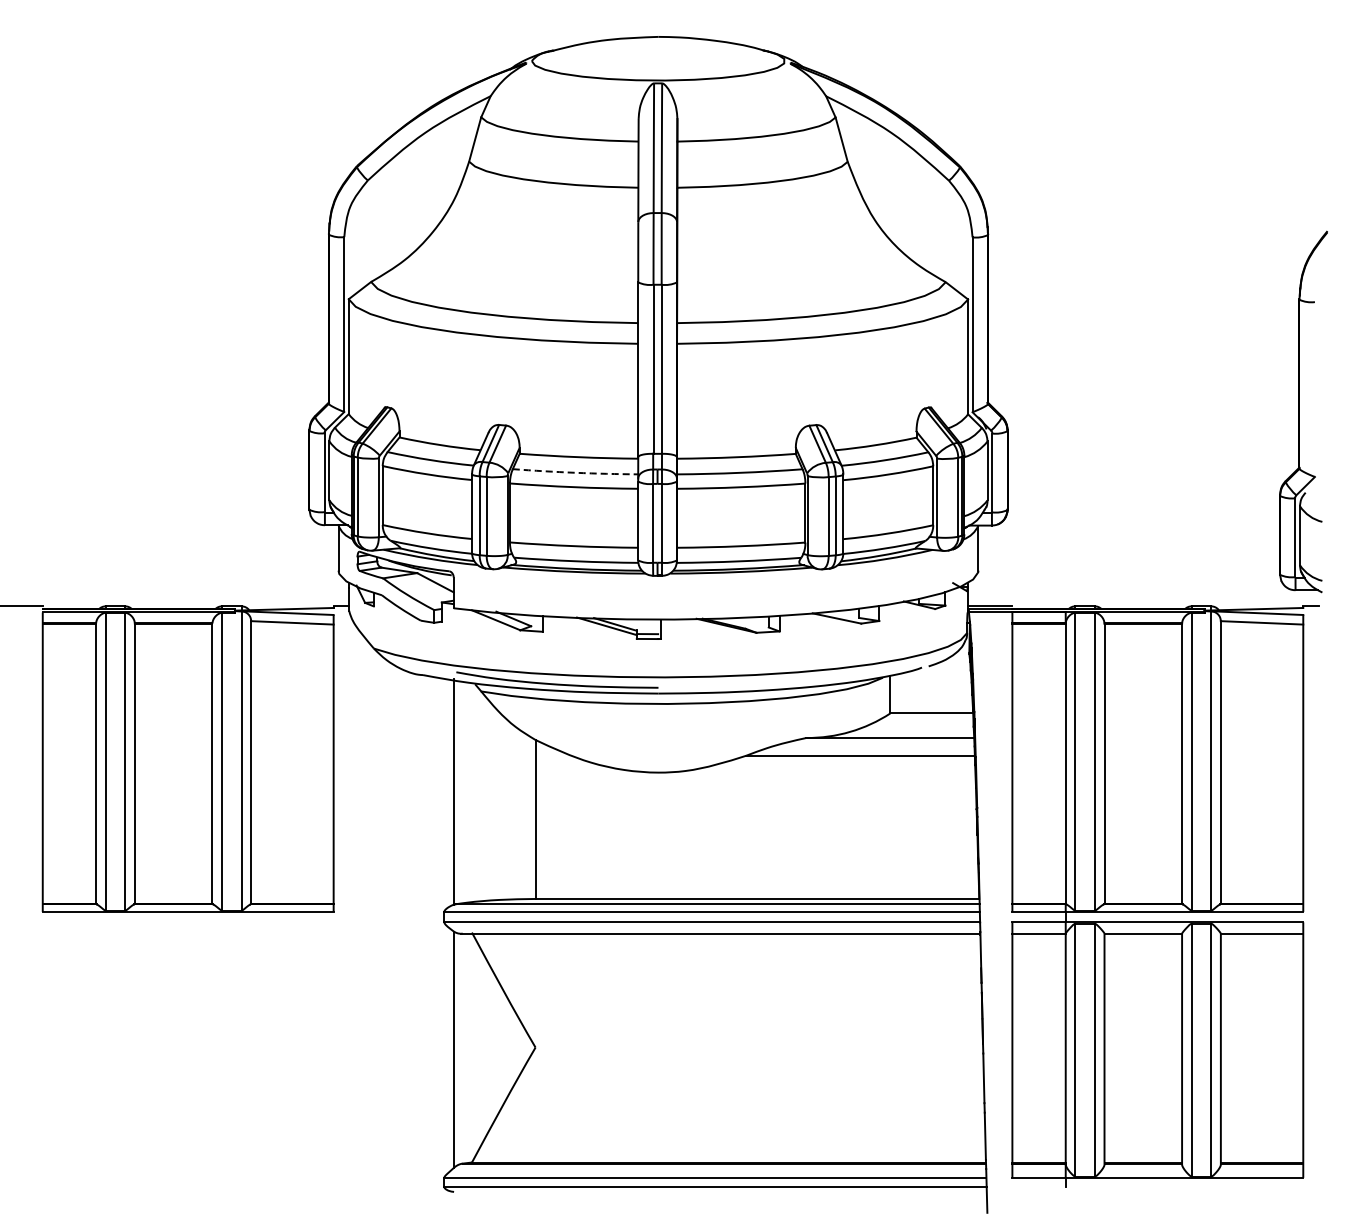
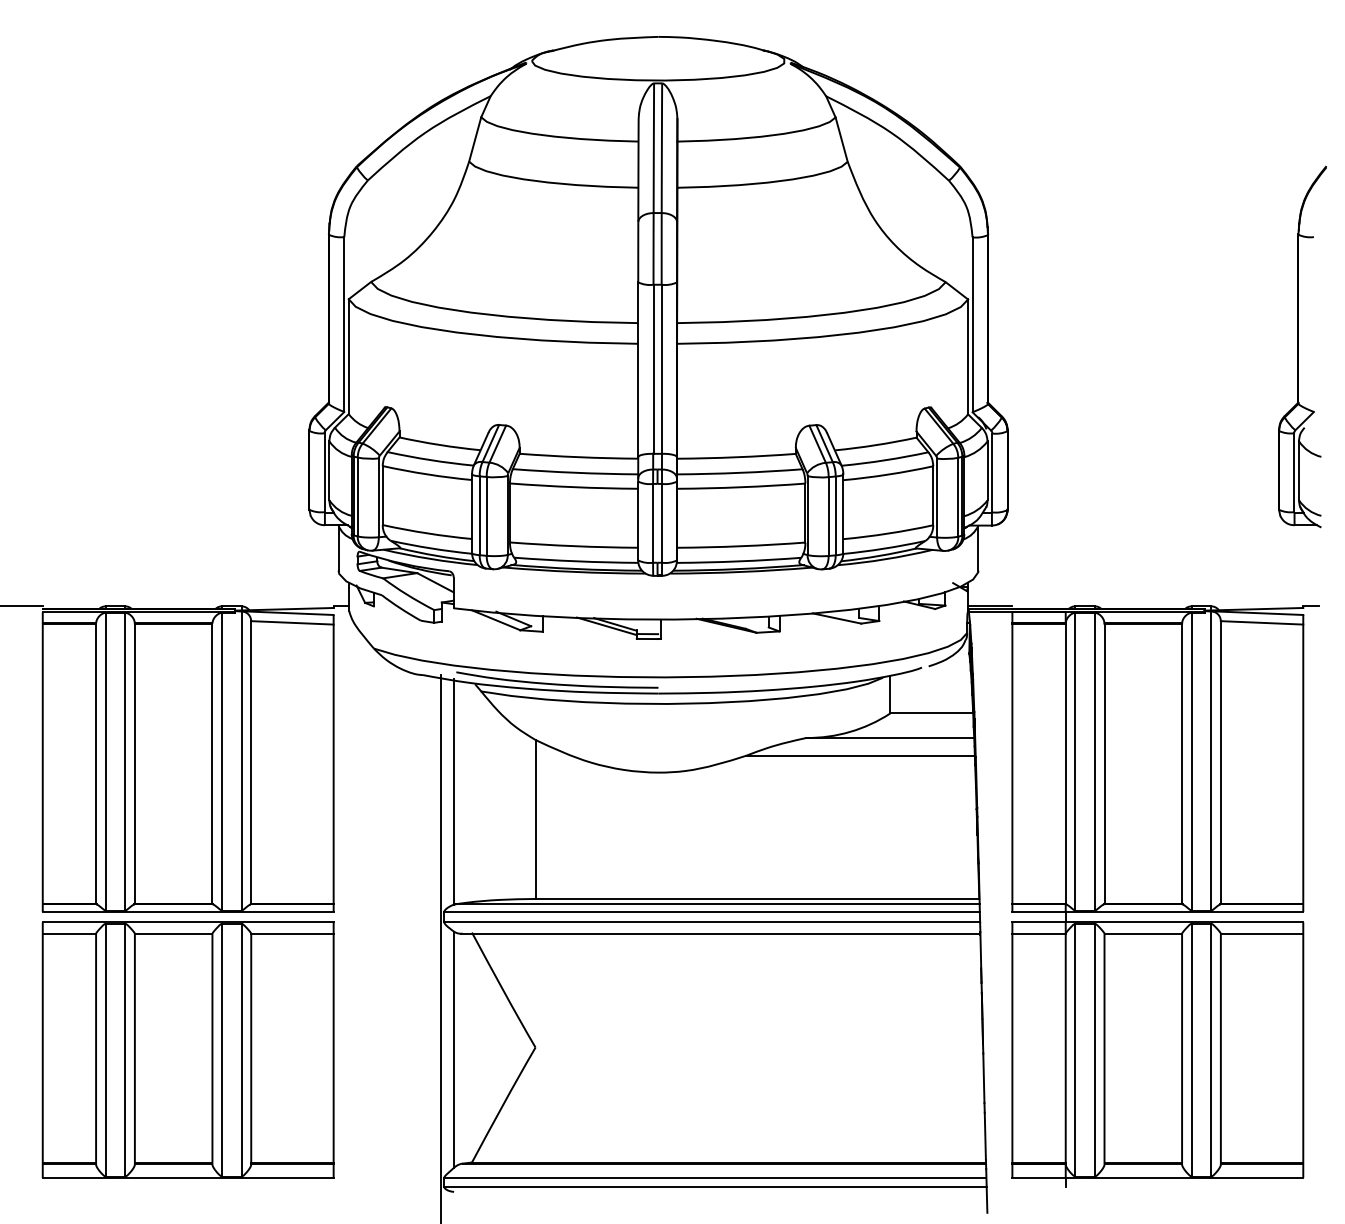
part position: (1303, 411) -> (1302, 346) (1302, 346)
arc: dashed -> solid (575, 472)
line: none -> present (440, 947)
part: none -> present (187, 1049)
